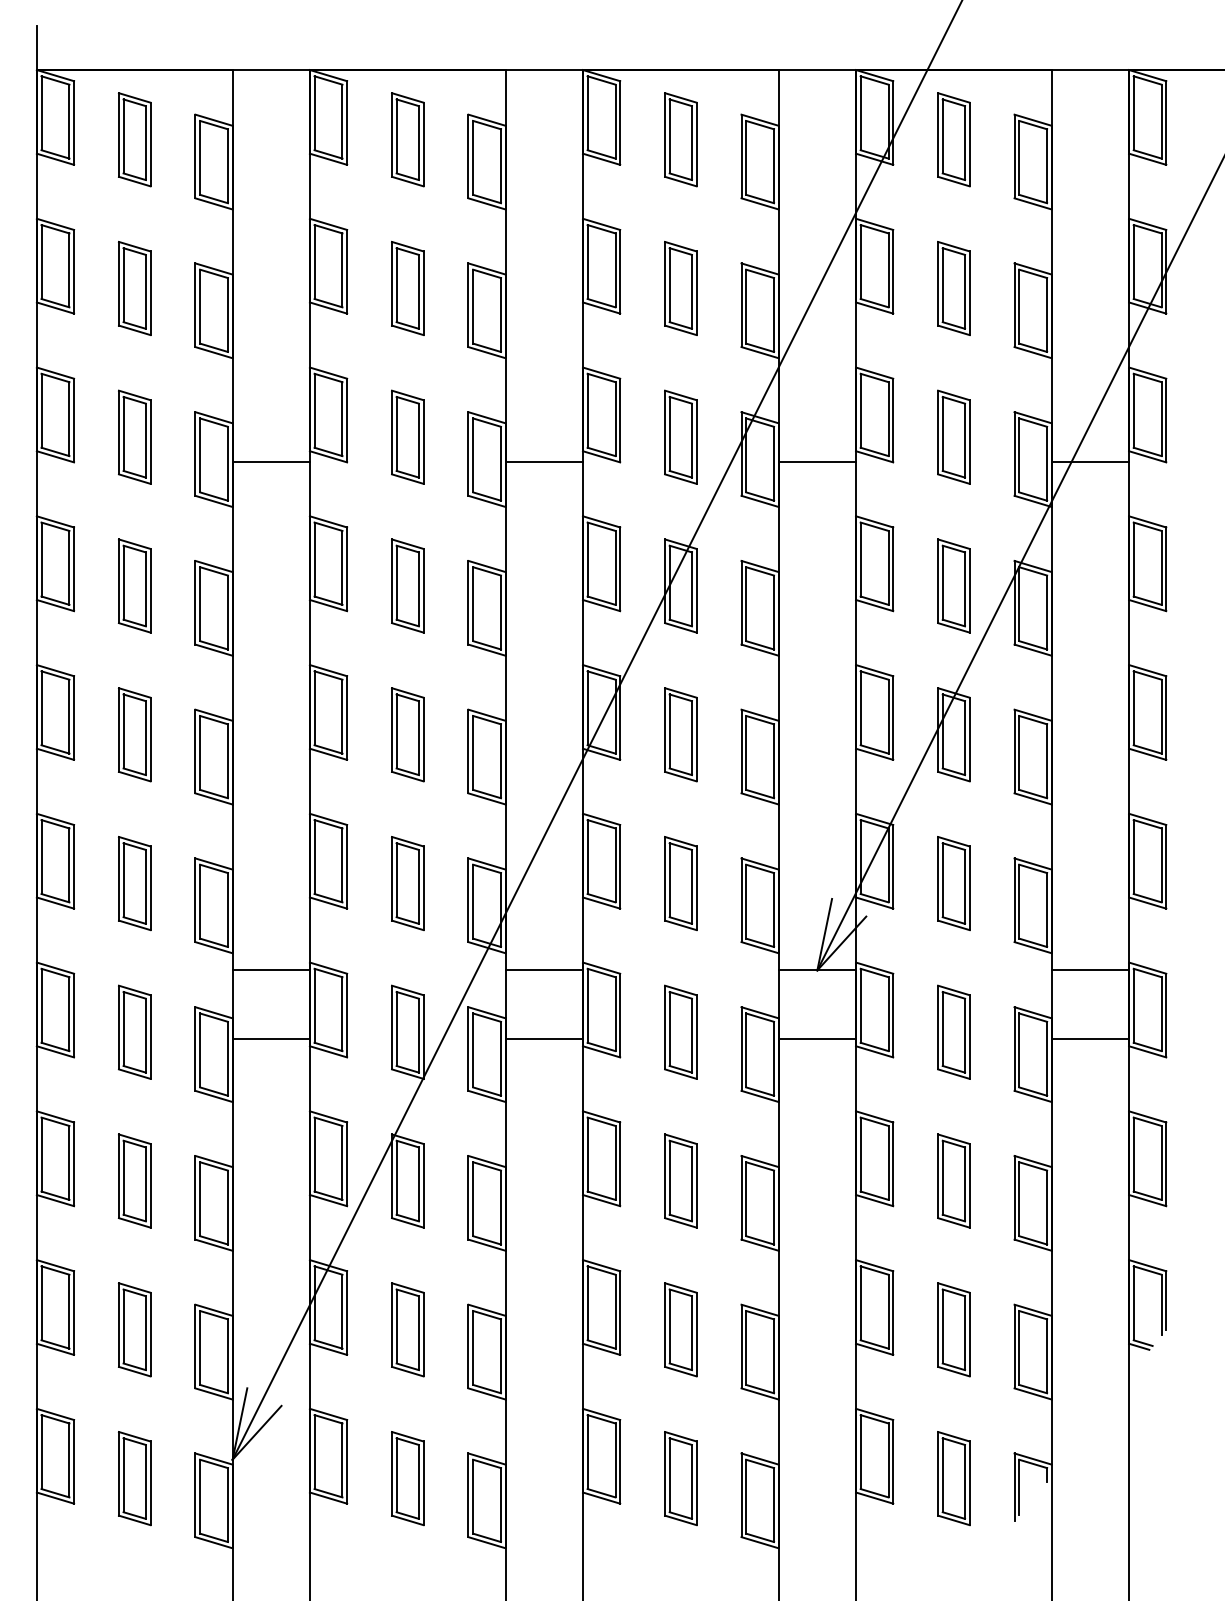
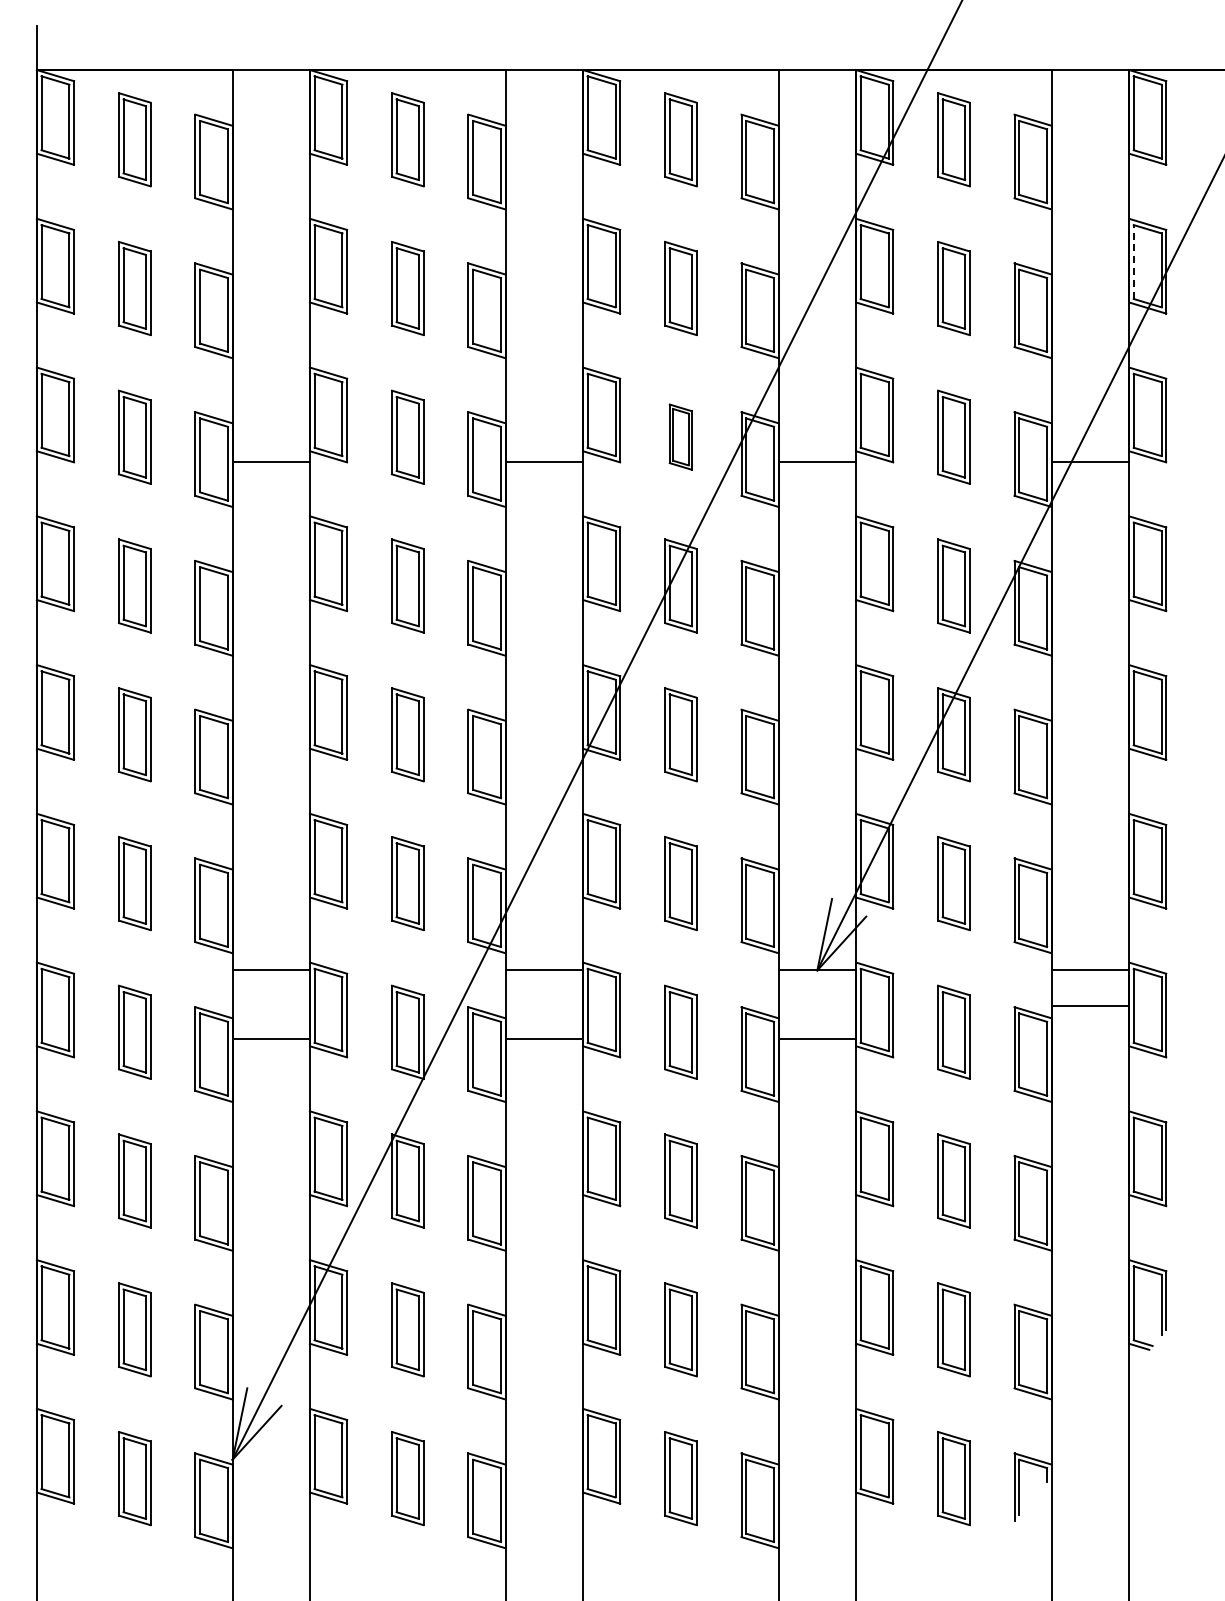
line: solid -> dashed (1133, 262)
part size: 34x96 px -> 25x68 px (680, 436)
line position: (1090, 1038) -> (1090, 1005) (1090, 1005)
